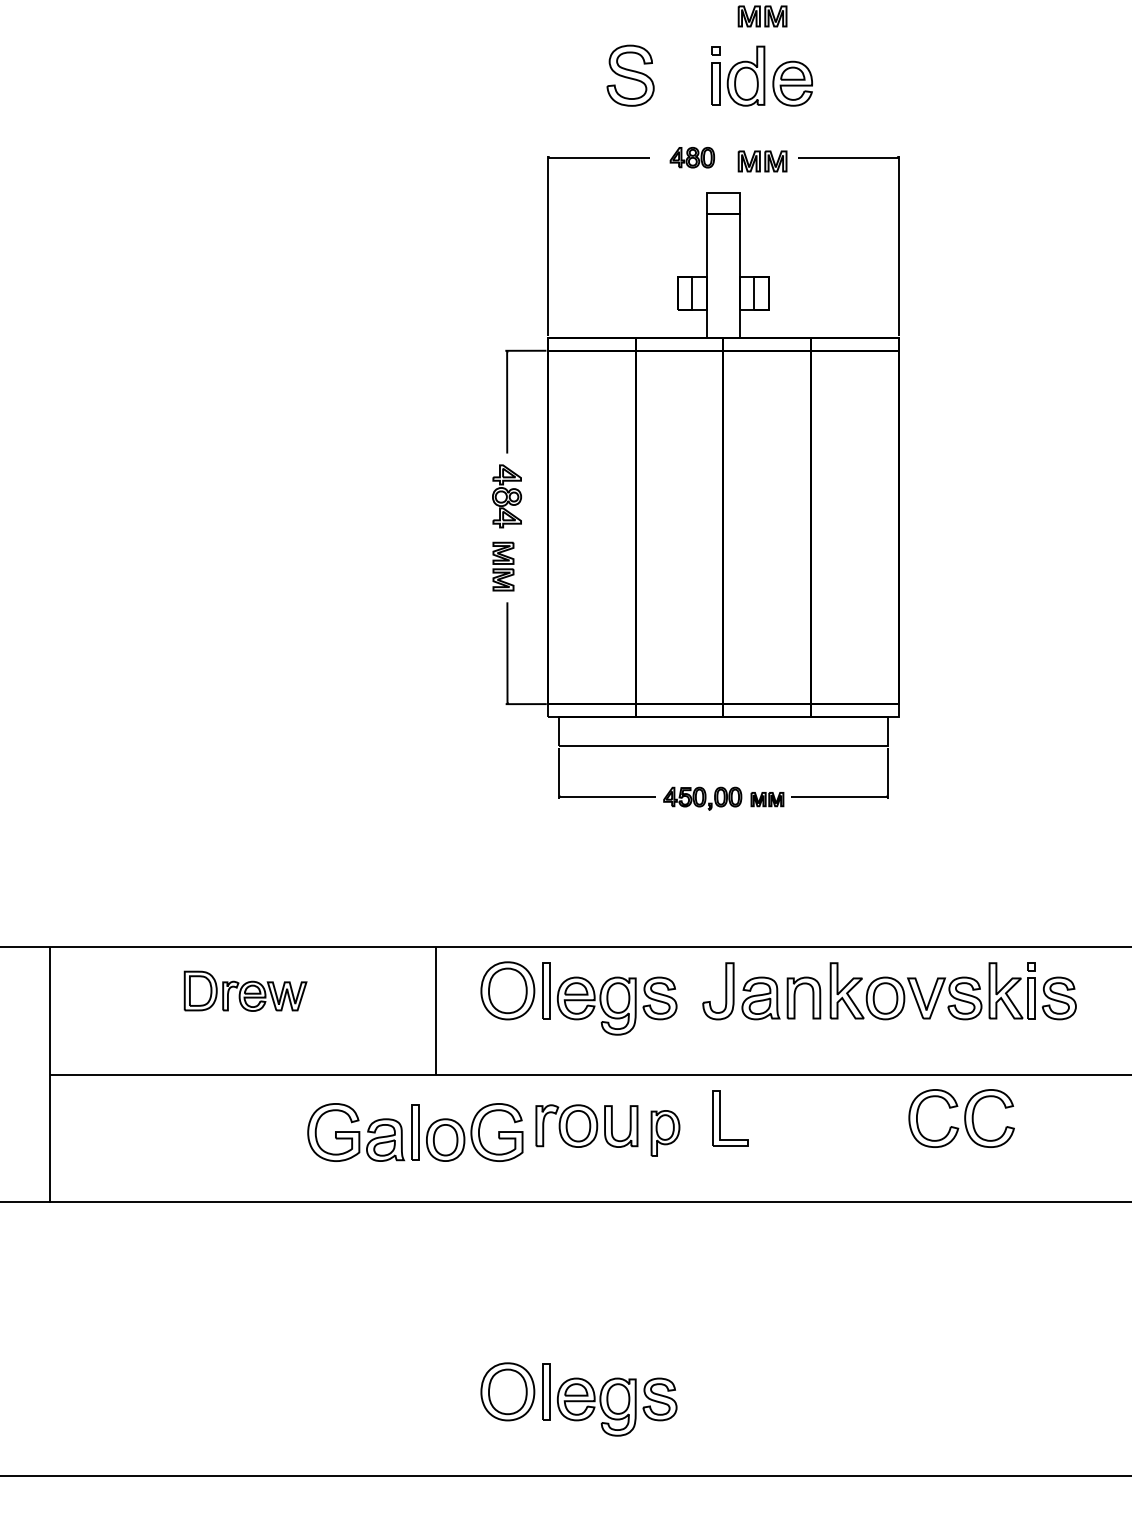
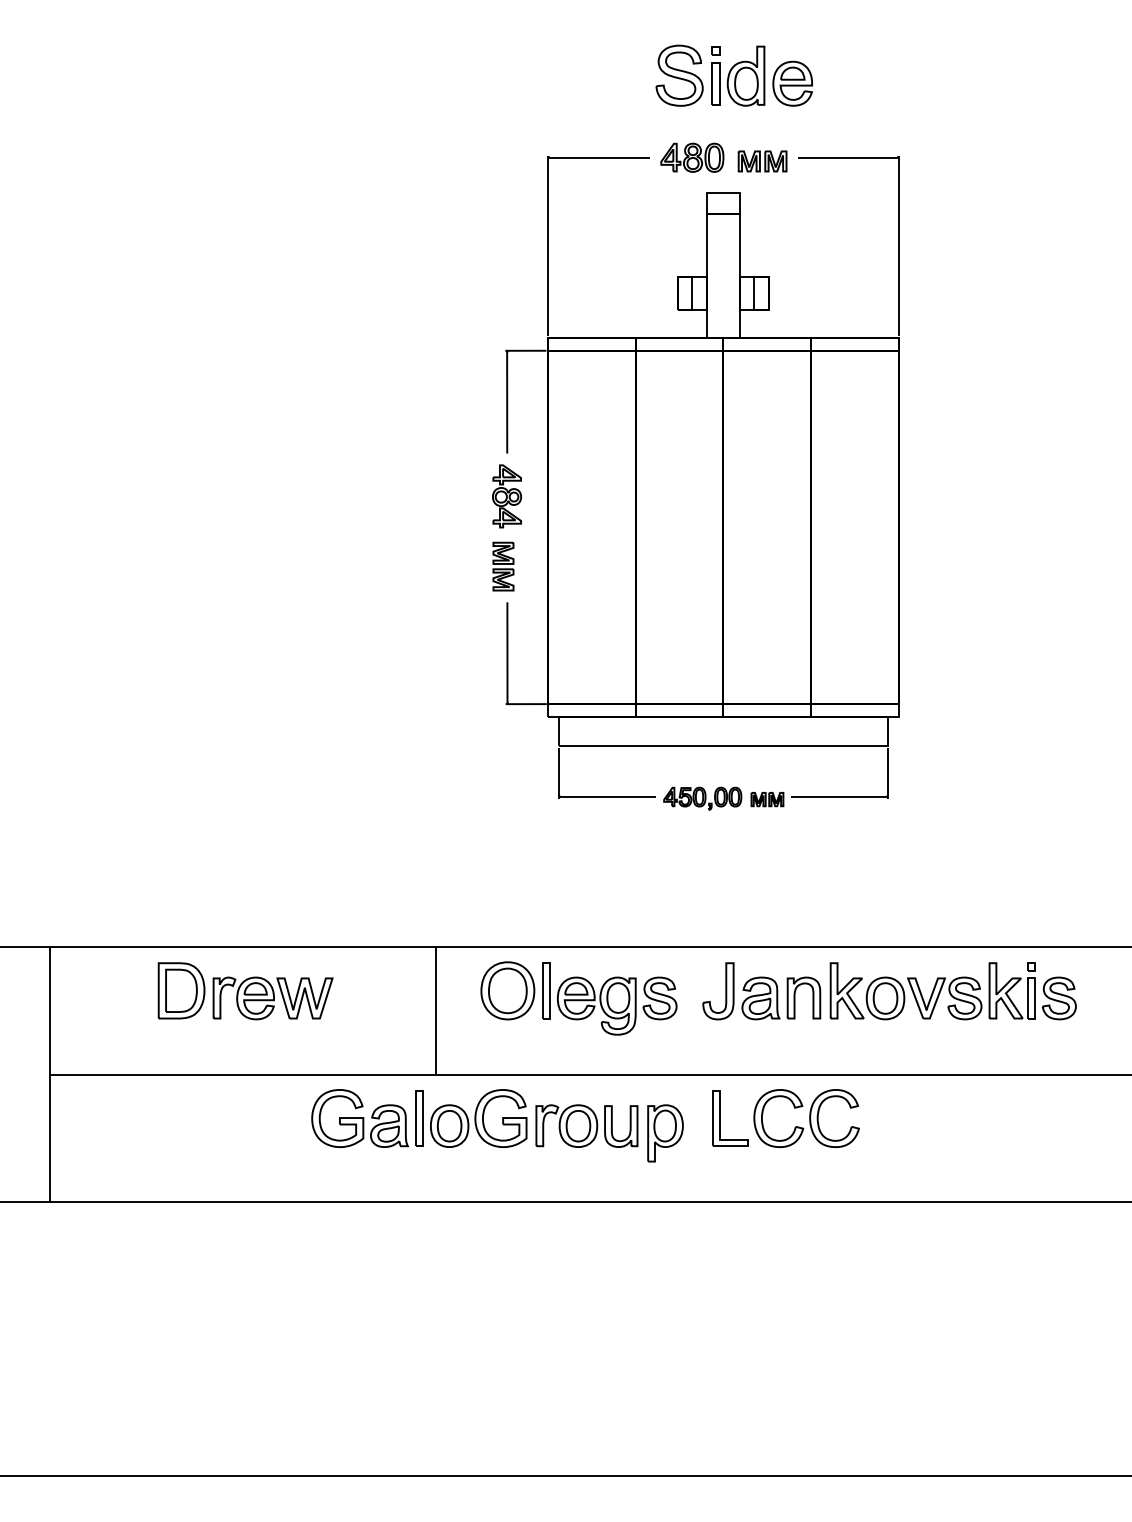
part: present -> none (762, 16)
part position: (630, 75) -> (679, 75) (679, 75)
part size: 47x22 px -> 65x31 px (692, 157)
part size: 125x42 px -> 177x59 px (245, 991)
part position: (961, 1118) -> (806, 1118) (806, 1118)
part position: (415, 1132) -> (419, 1118) (419, 1118)
part size: 31x47 px -> 37x59 px (665, 1133)
part: present -> none (578, 1399)
